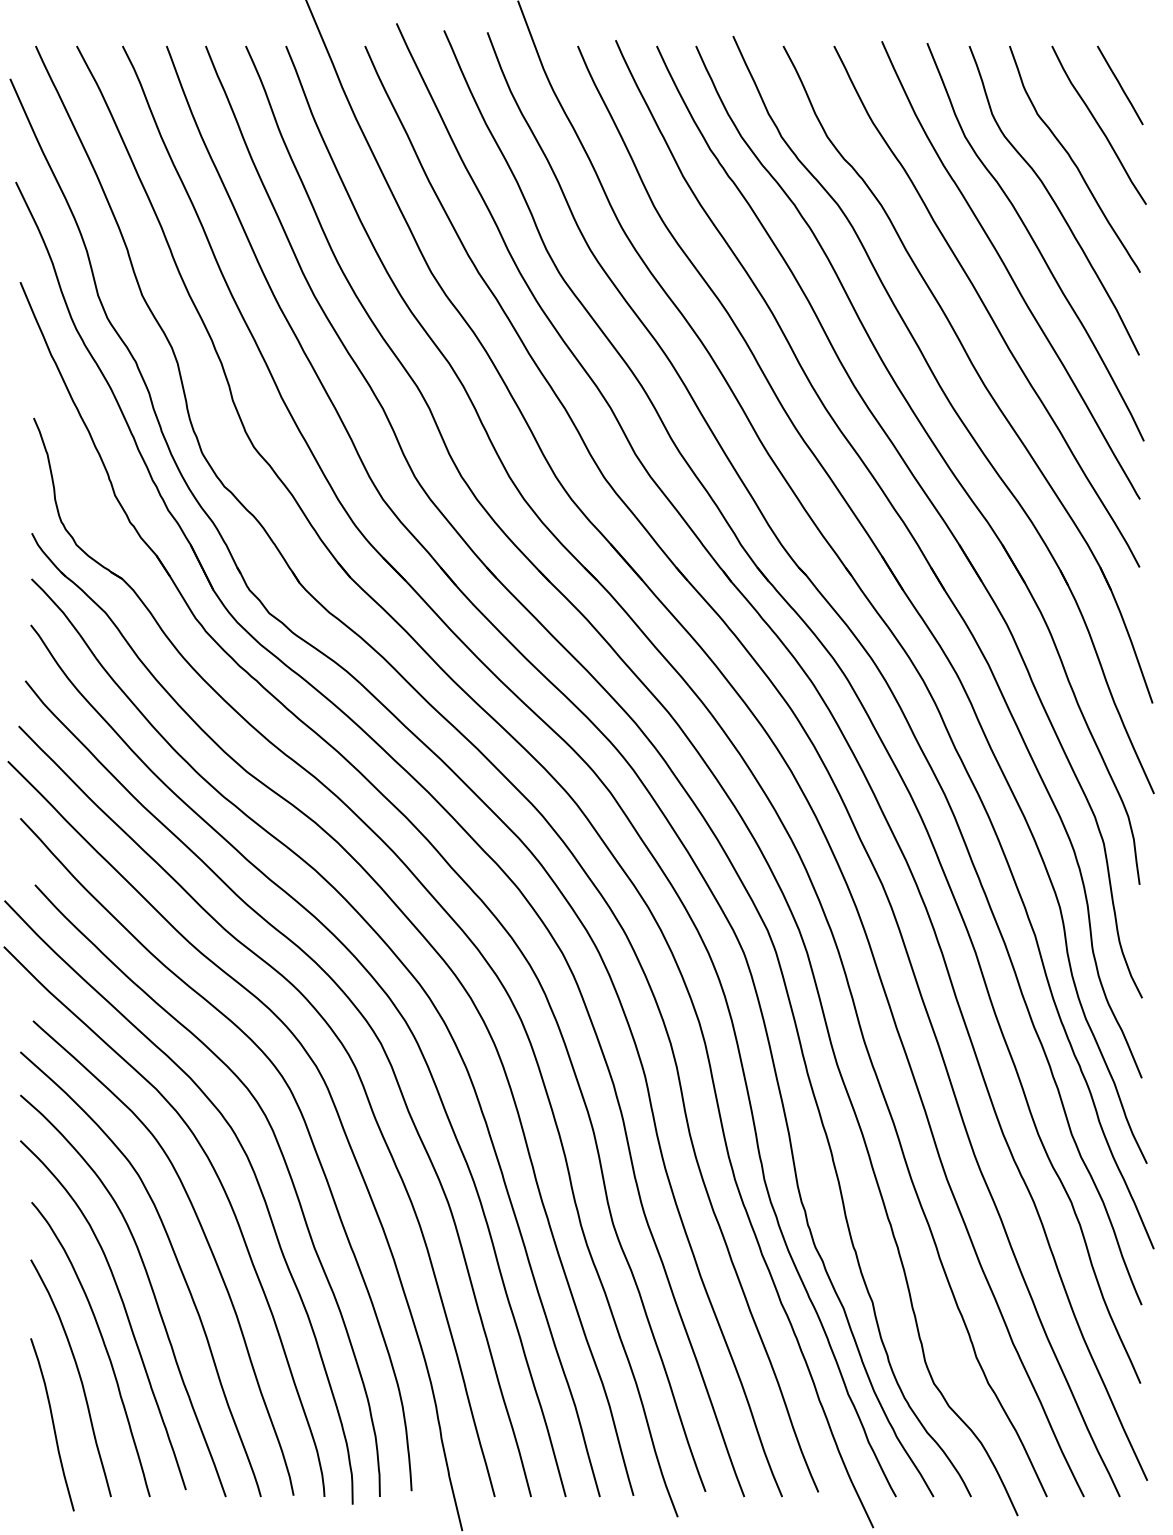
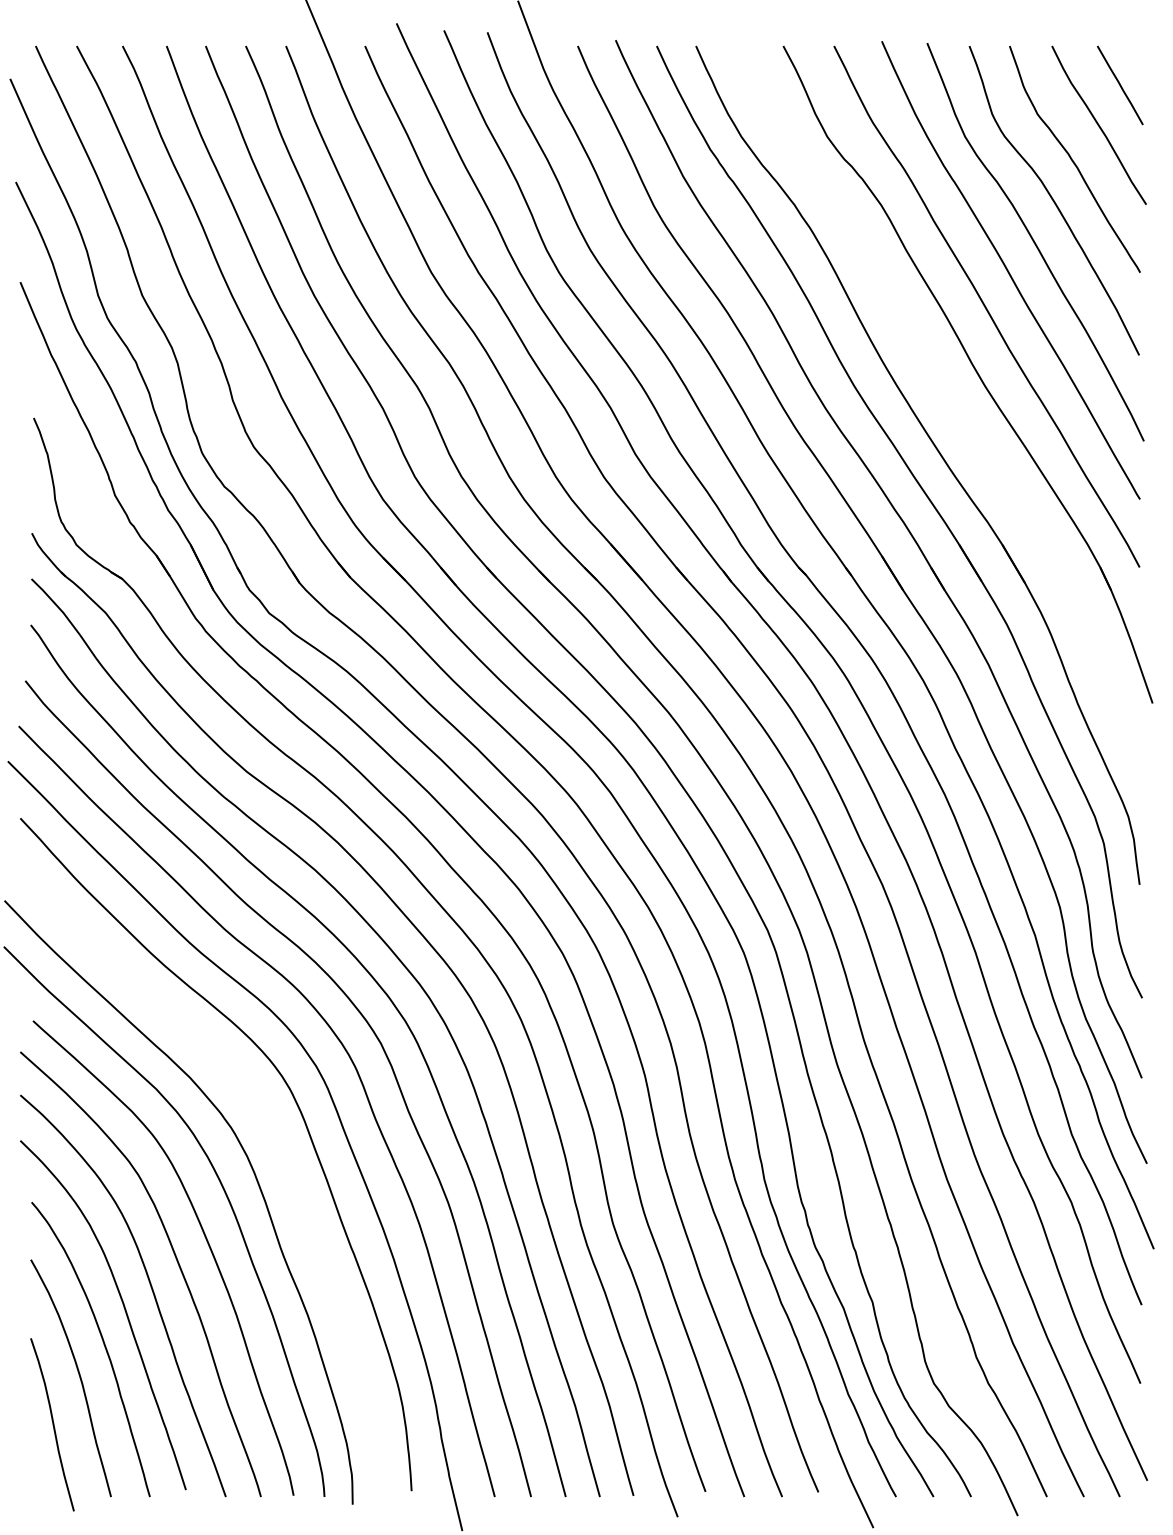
part: present -> none (953, 410)
curve: present -> none (284, 1163)
